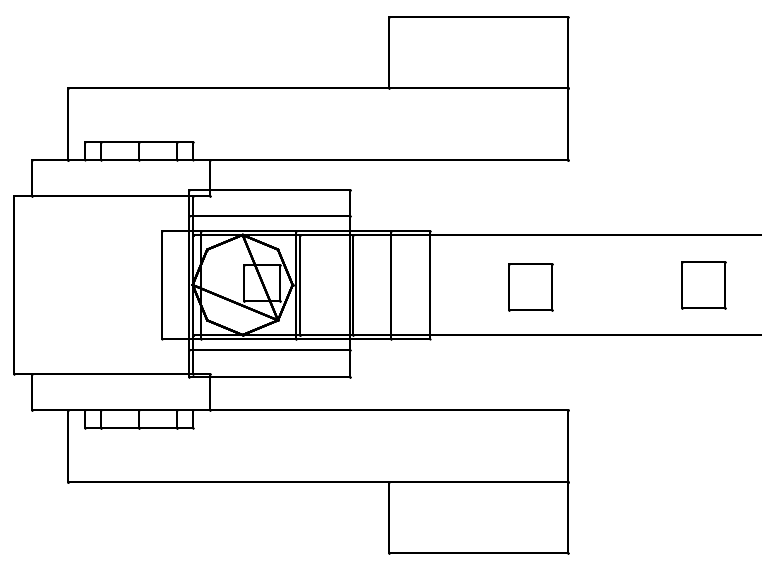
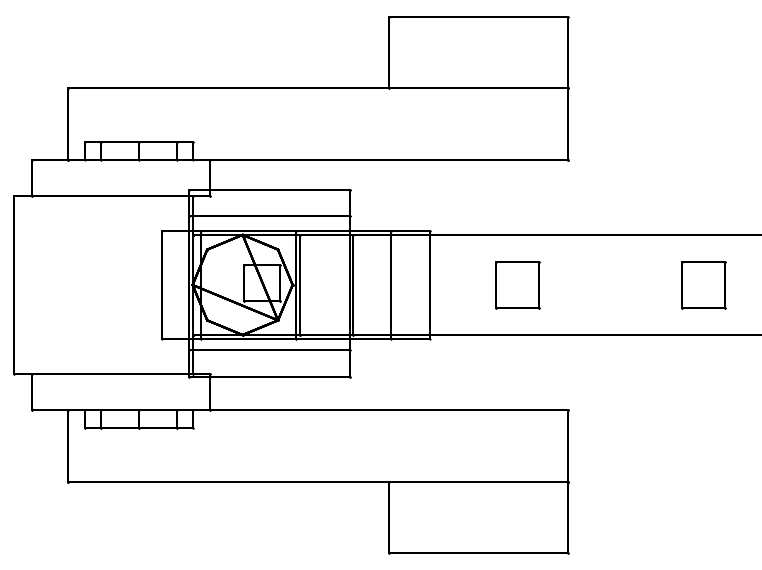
part position: (530, 287) -> (517, 285) (517, 285)
